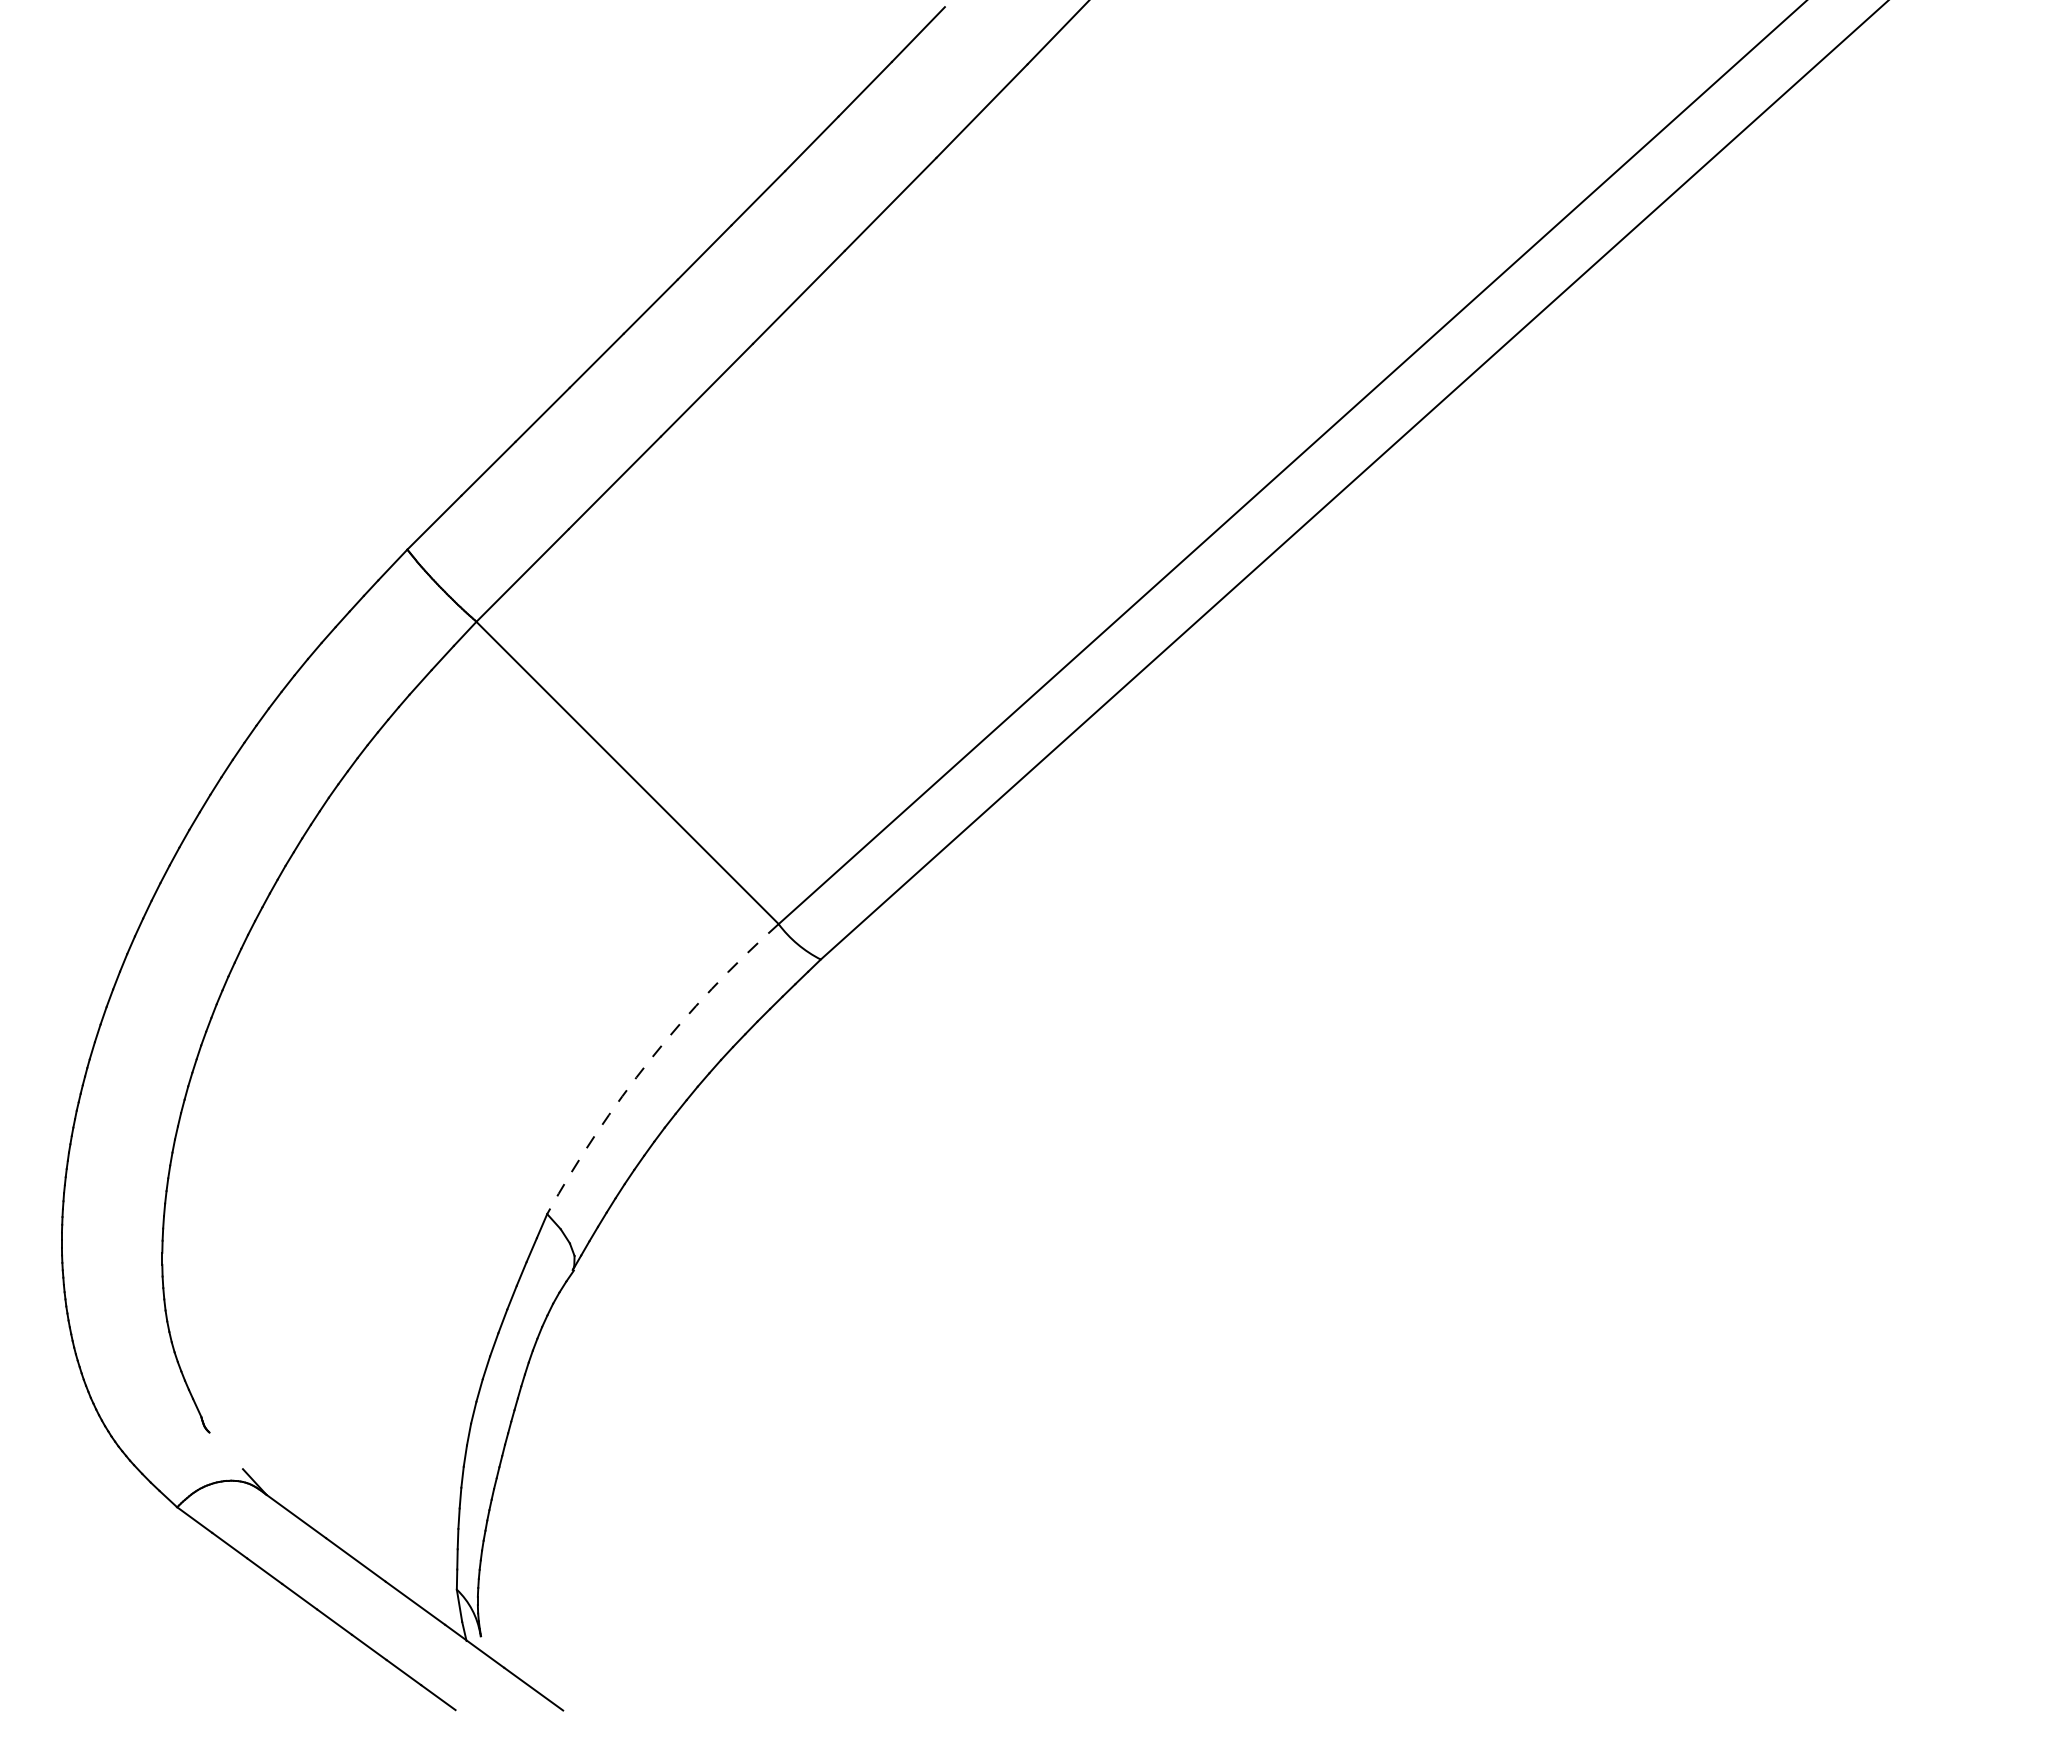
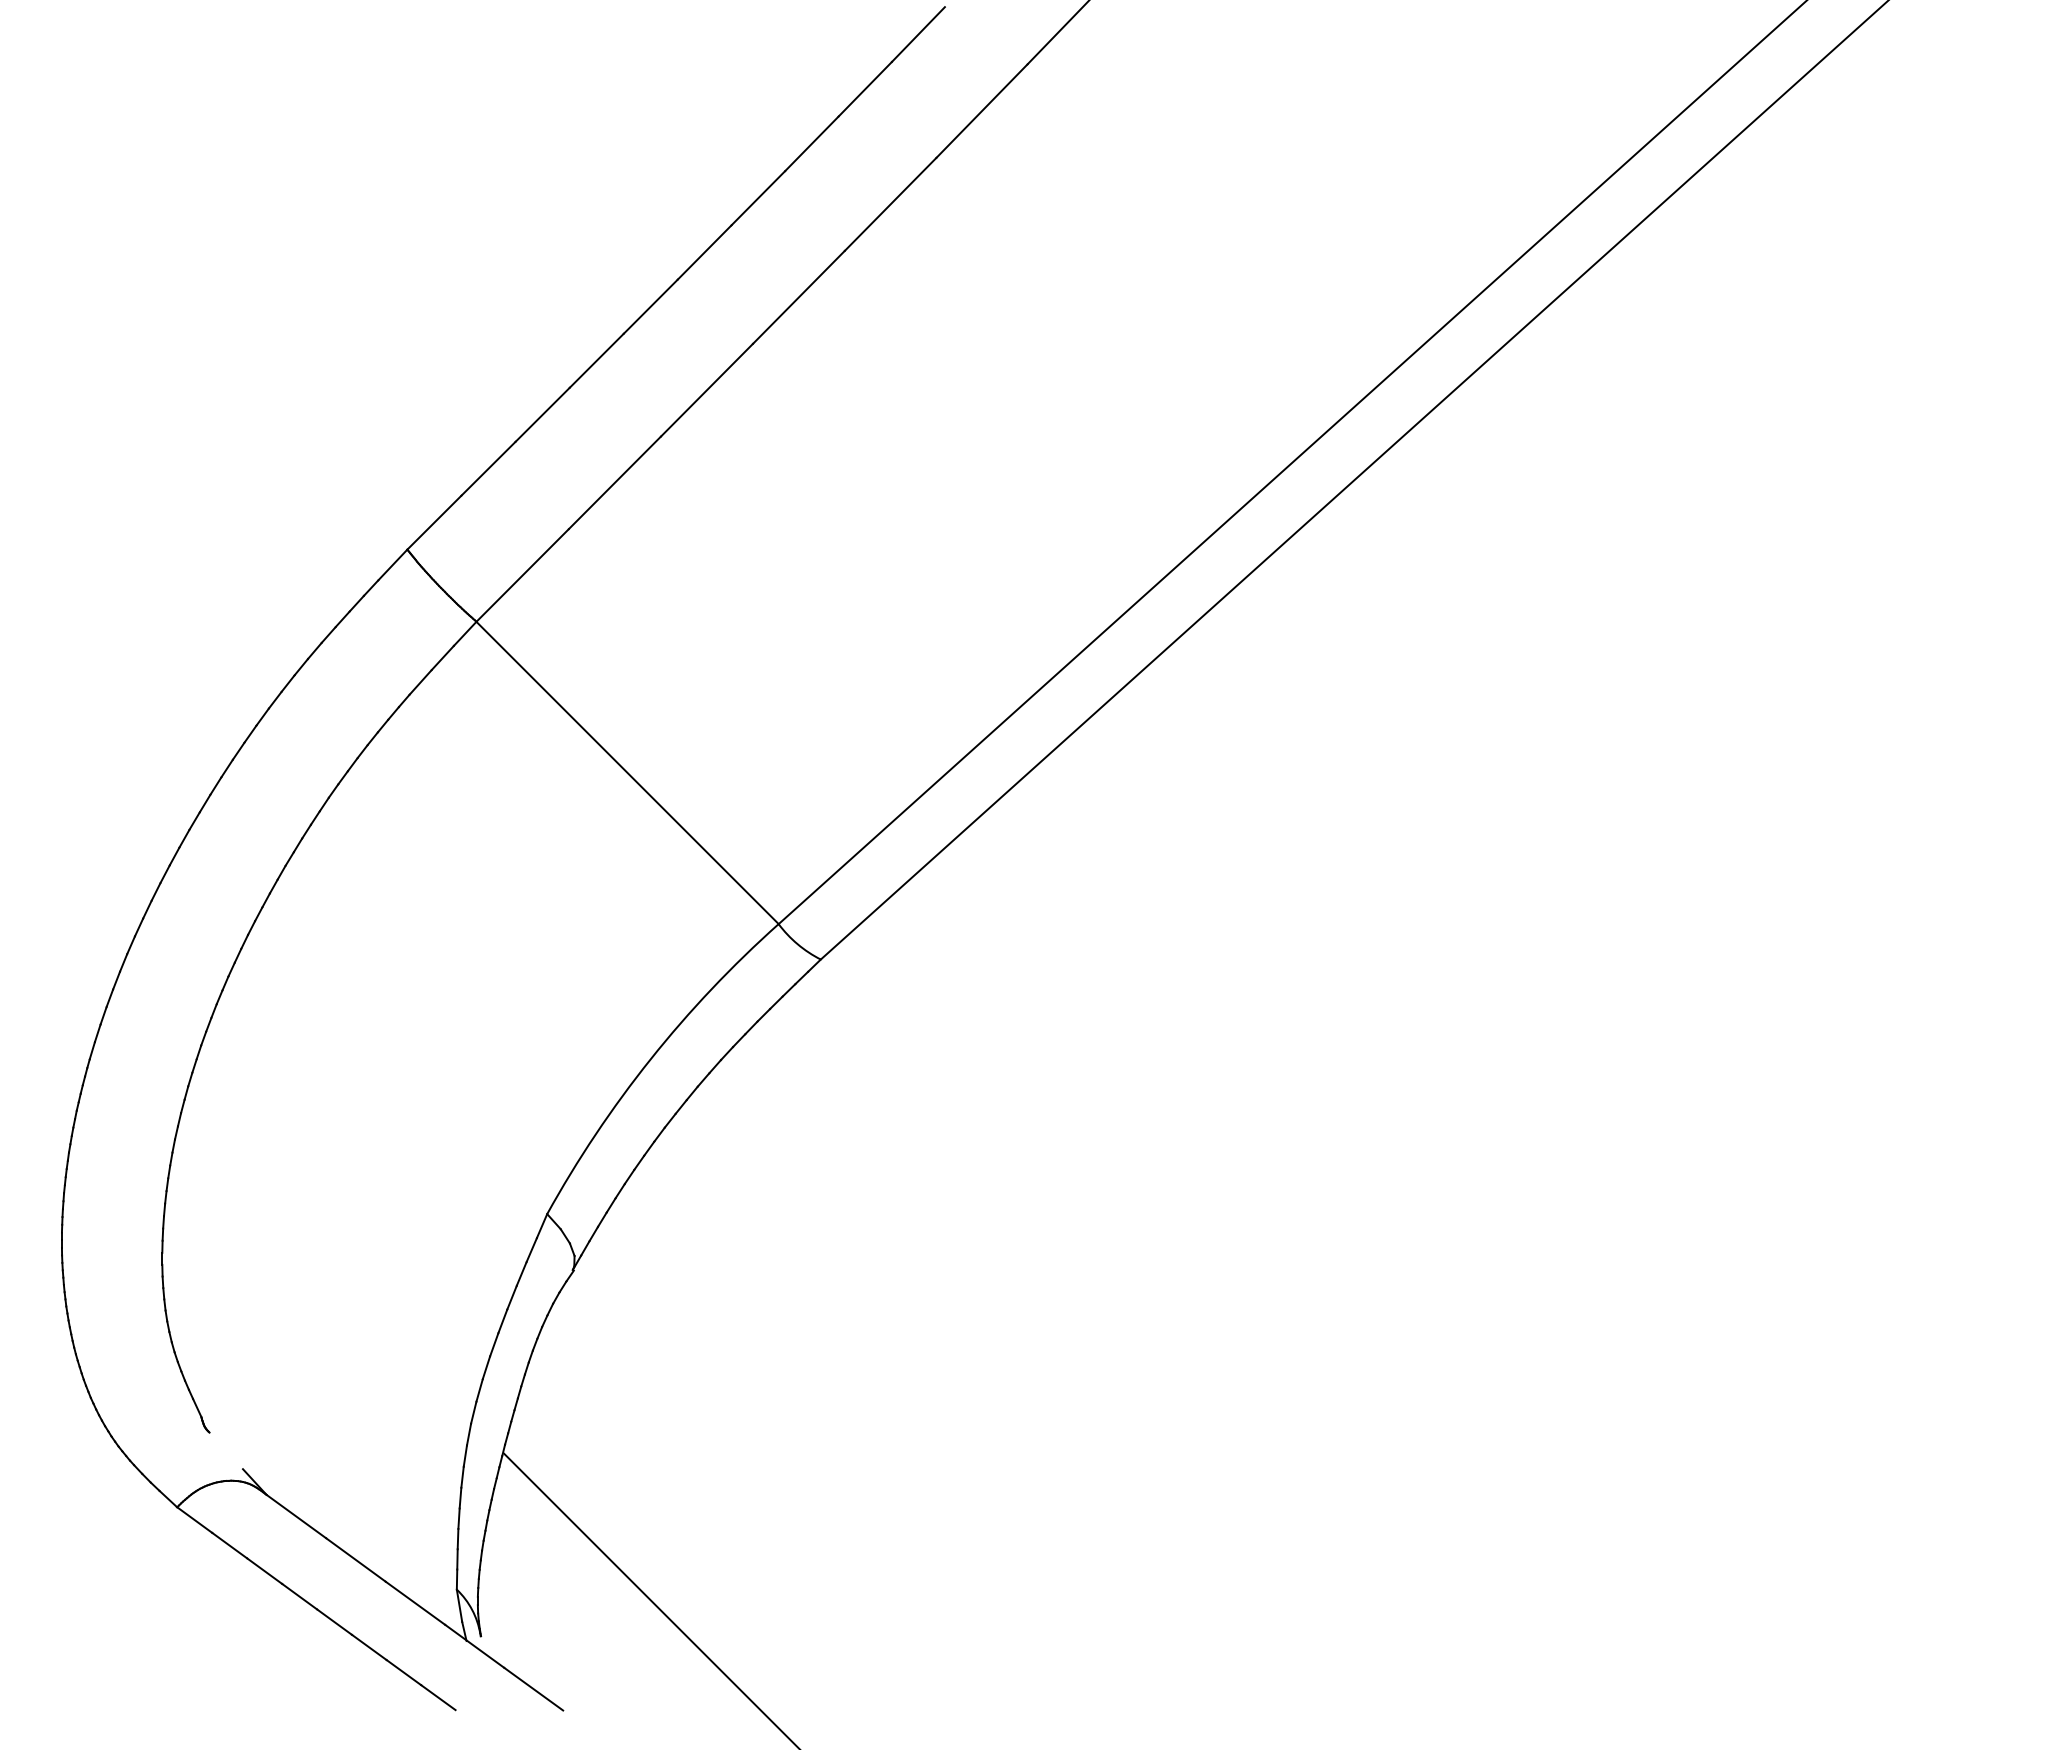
arc: dashed -> solid (650, 1059)
line: none -> present (650, 1599)
